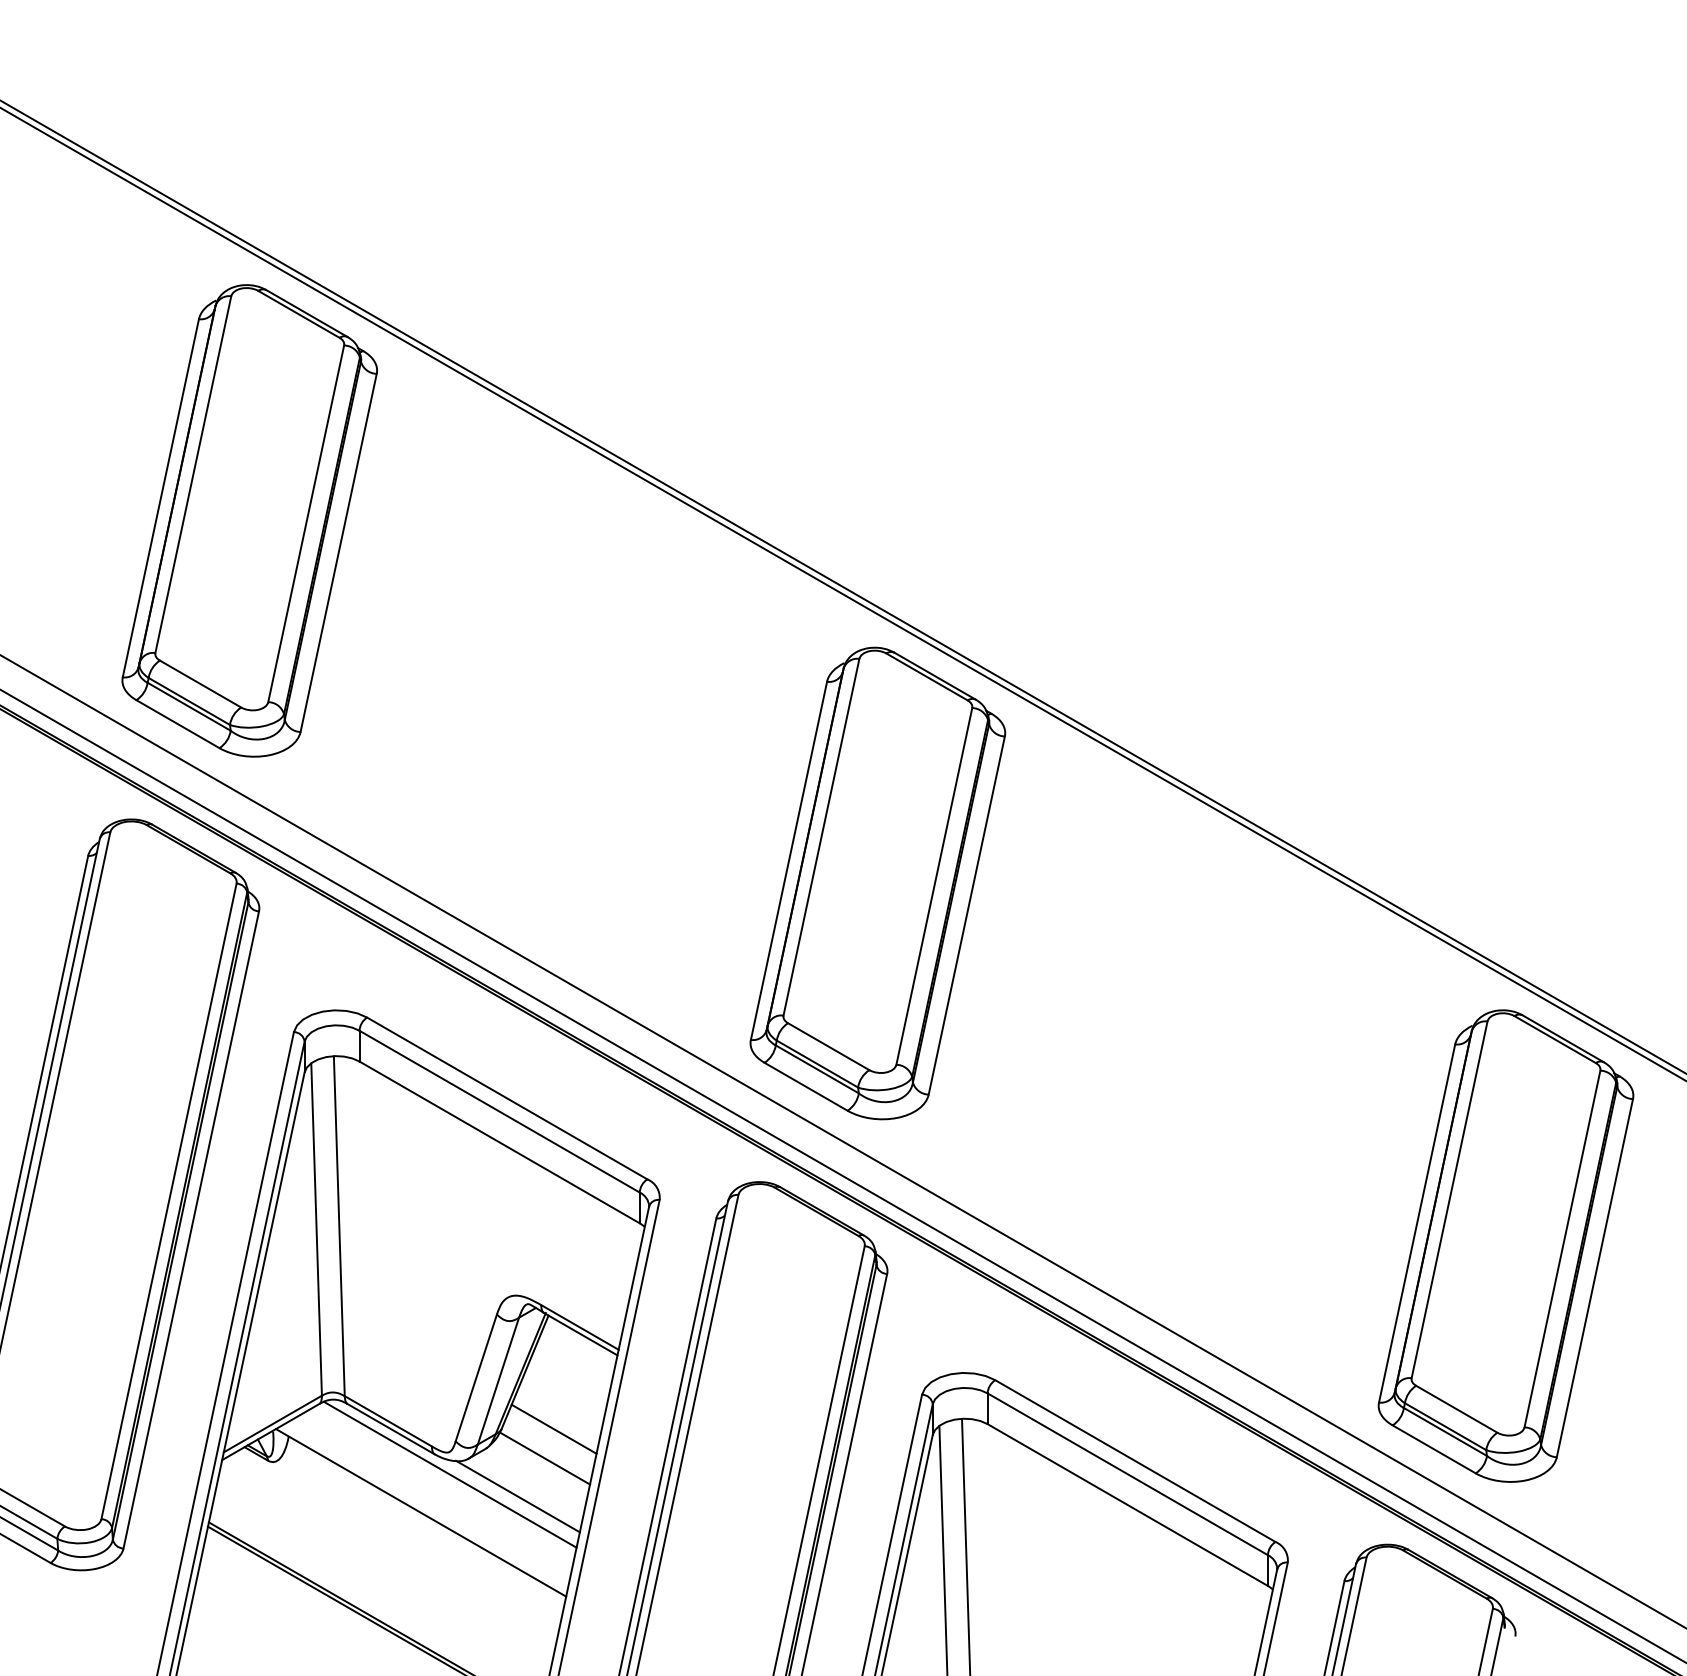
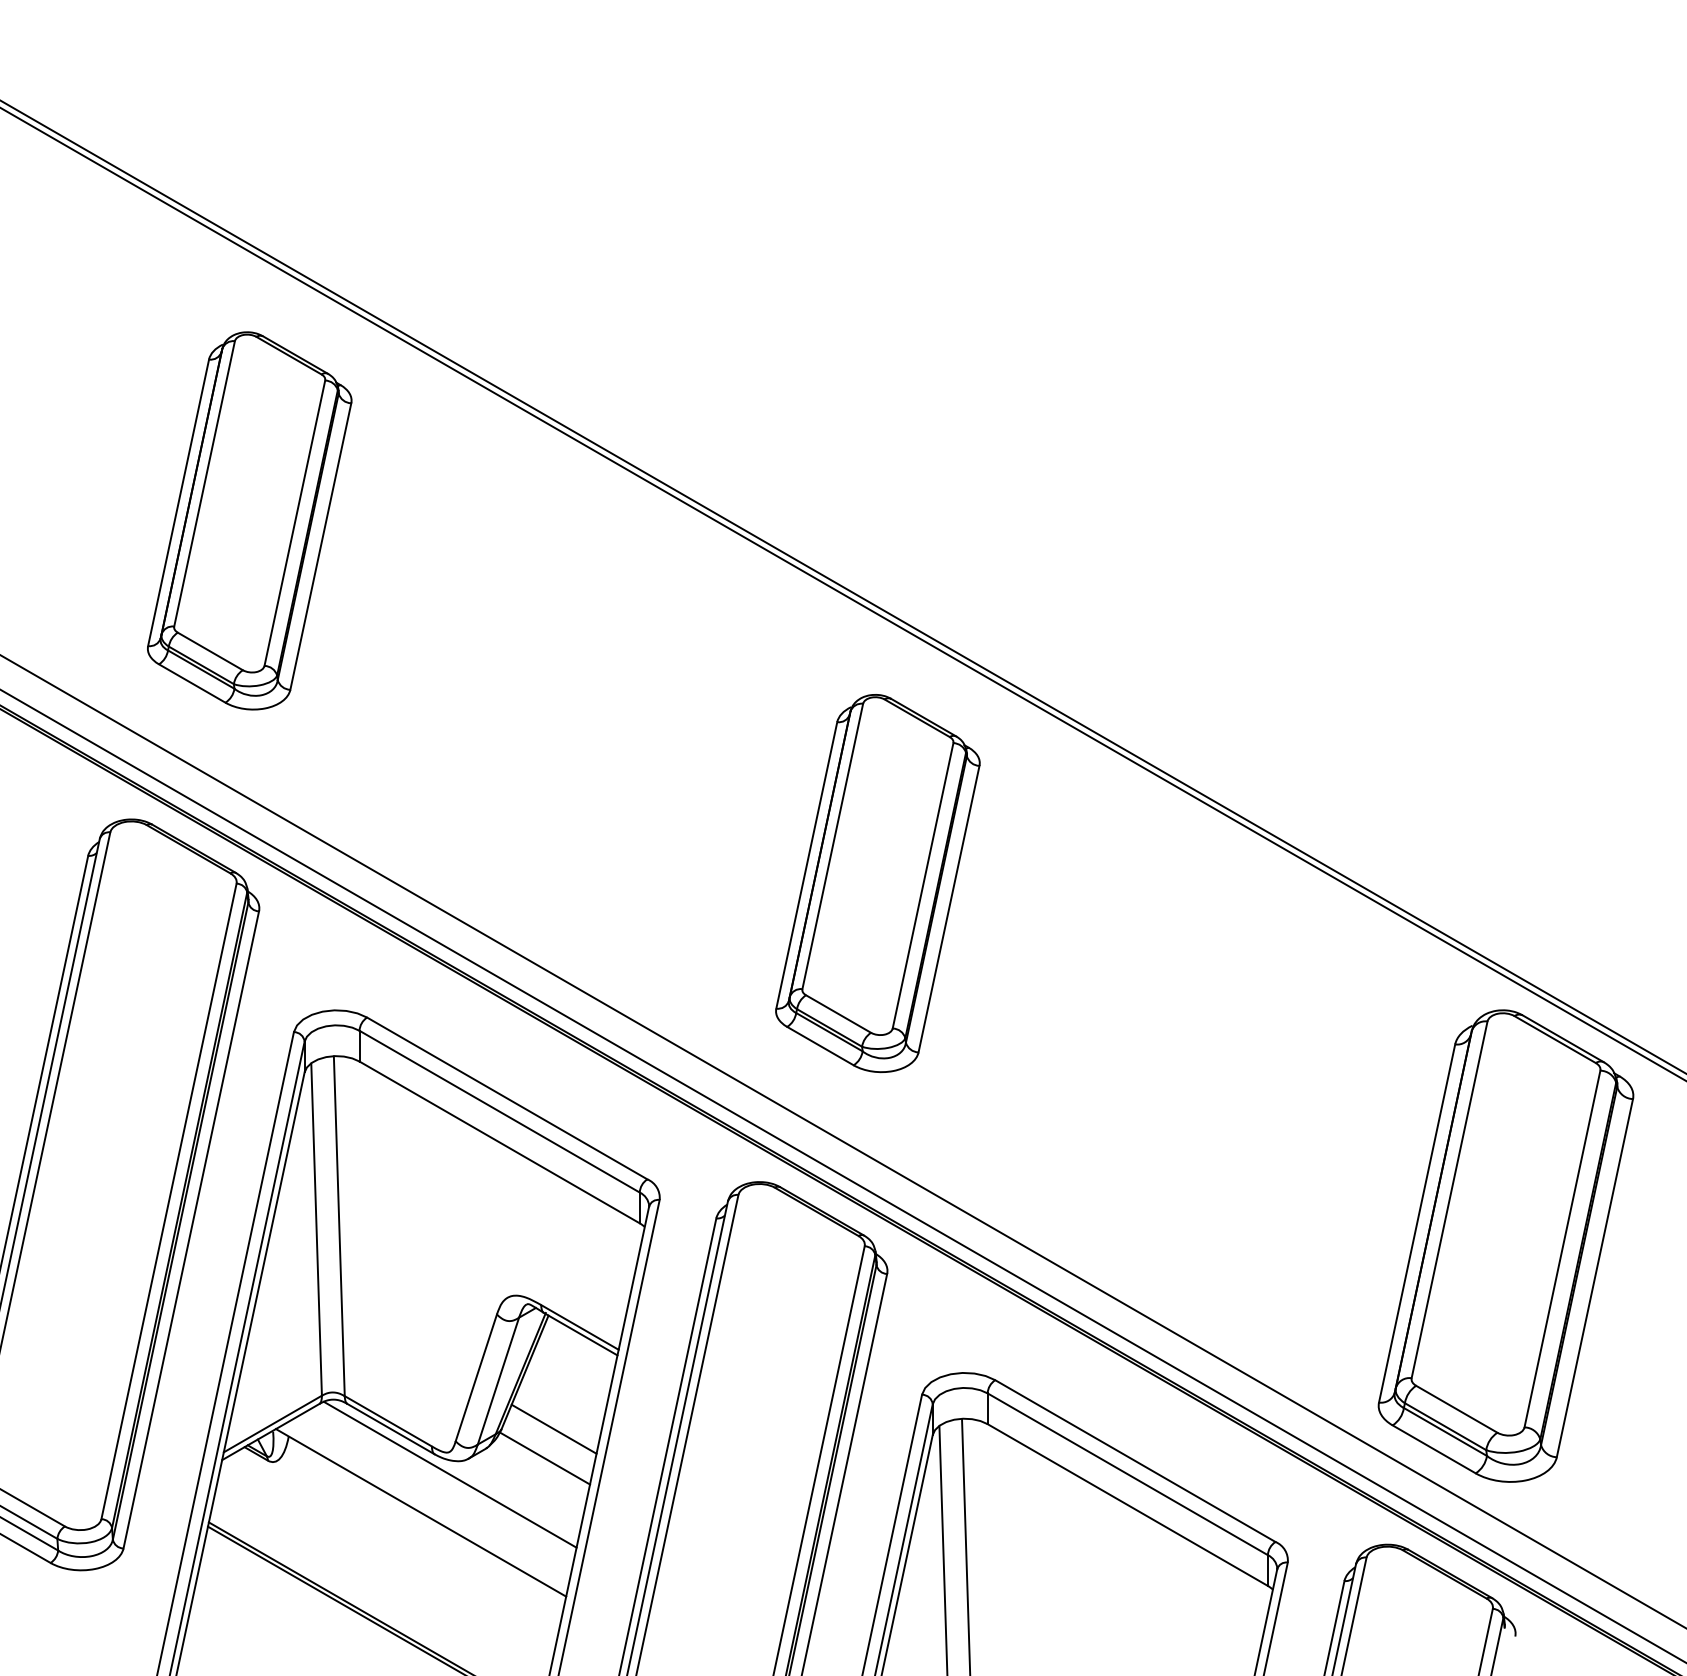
part size: 257x474 px -> 206x380 px (249, 520)
part size: 258x475 px -> 206x380 px (877, 883)
line: present -> none (517, 1496)
